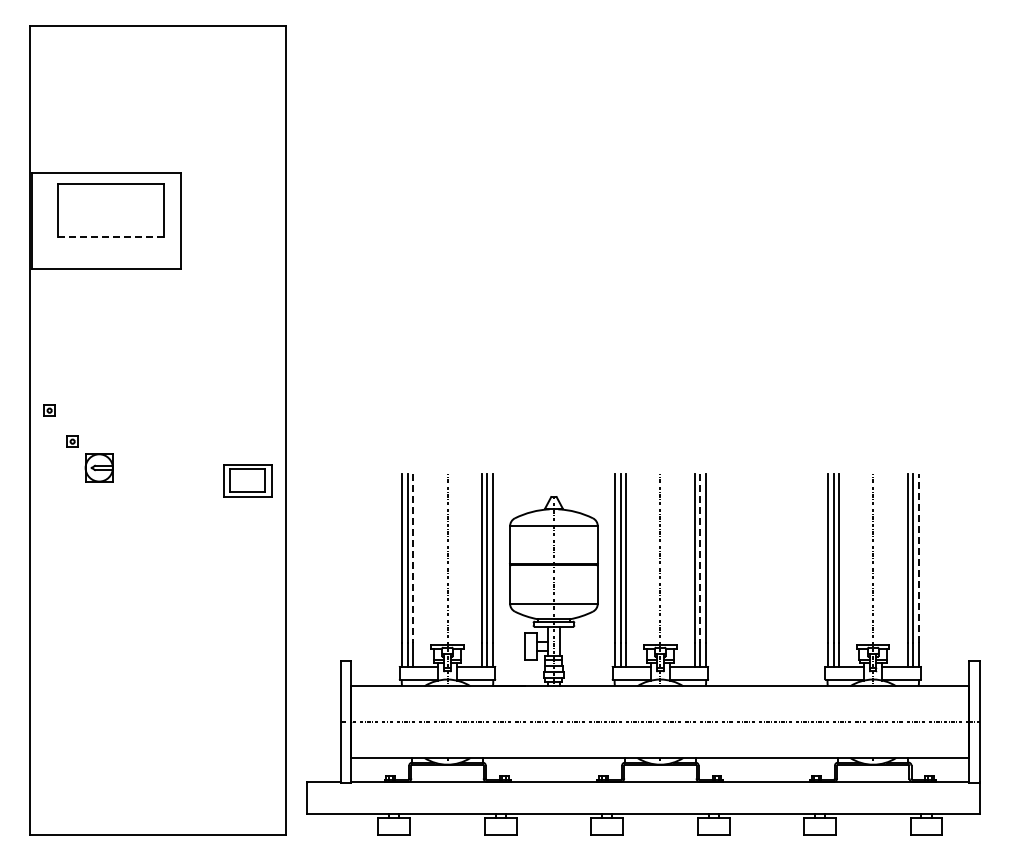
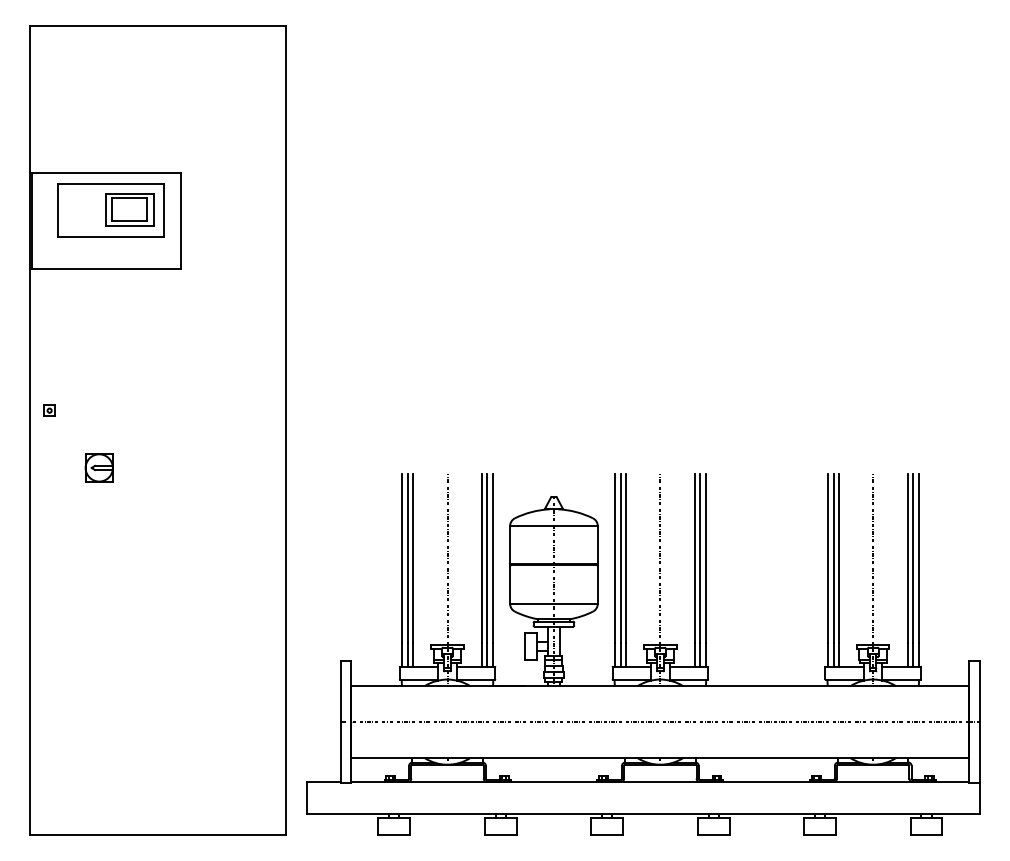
line: dashed -> solid (111, 237)
part: present -> none (72, 441)
part position: (247, 480) -> (129, 209) (129, 209)
line: dashed -> solid (413, 558)
line: dashed -> solid (699, 558)
line: dashed -> solid (919, 558)
